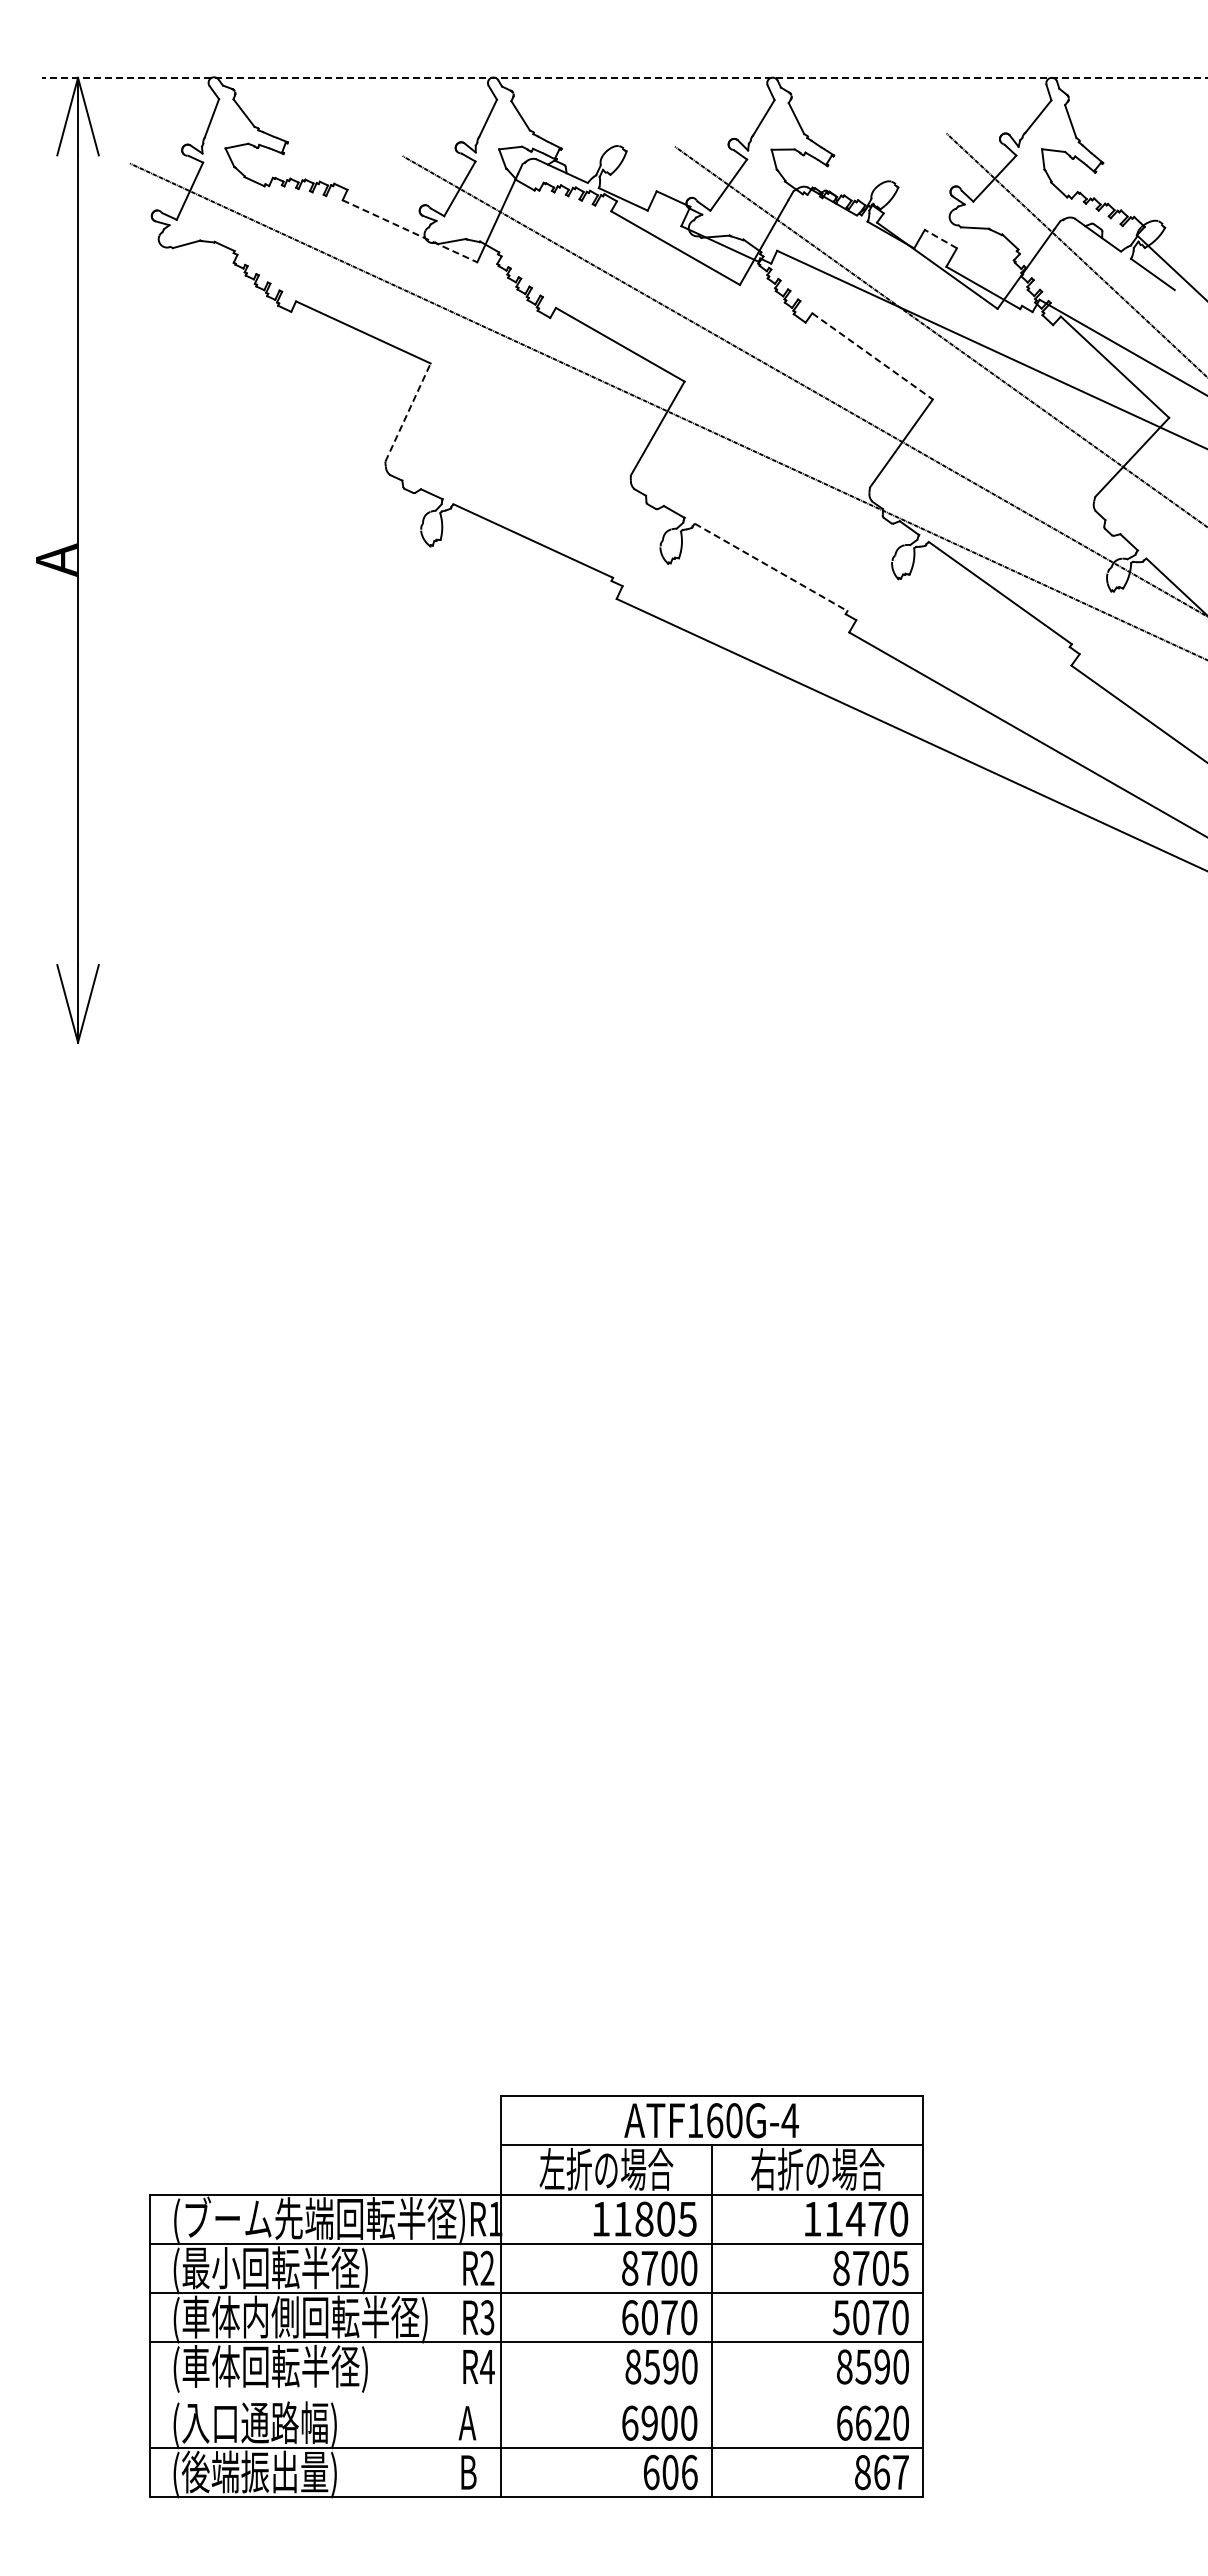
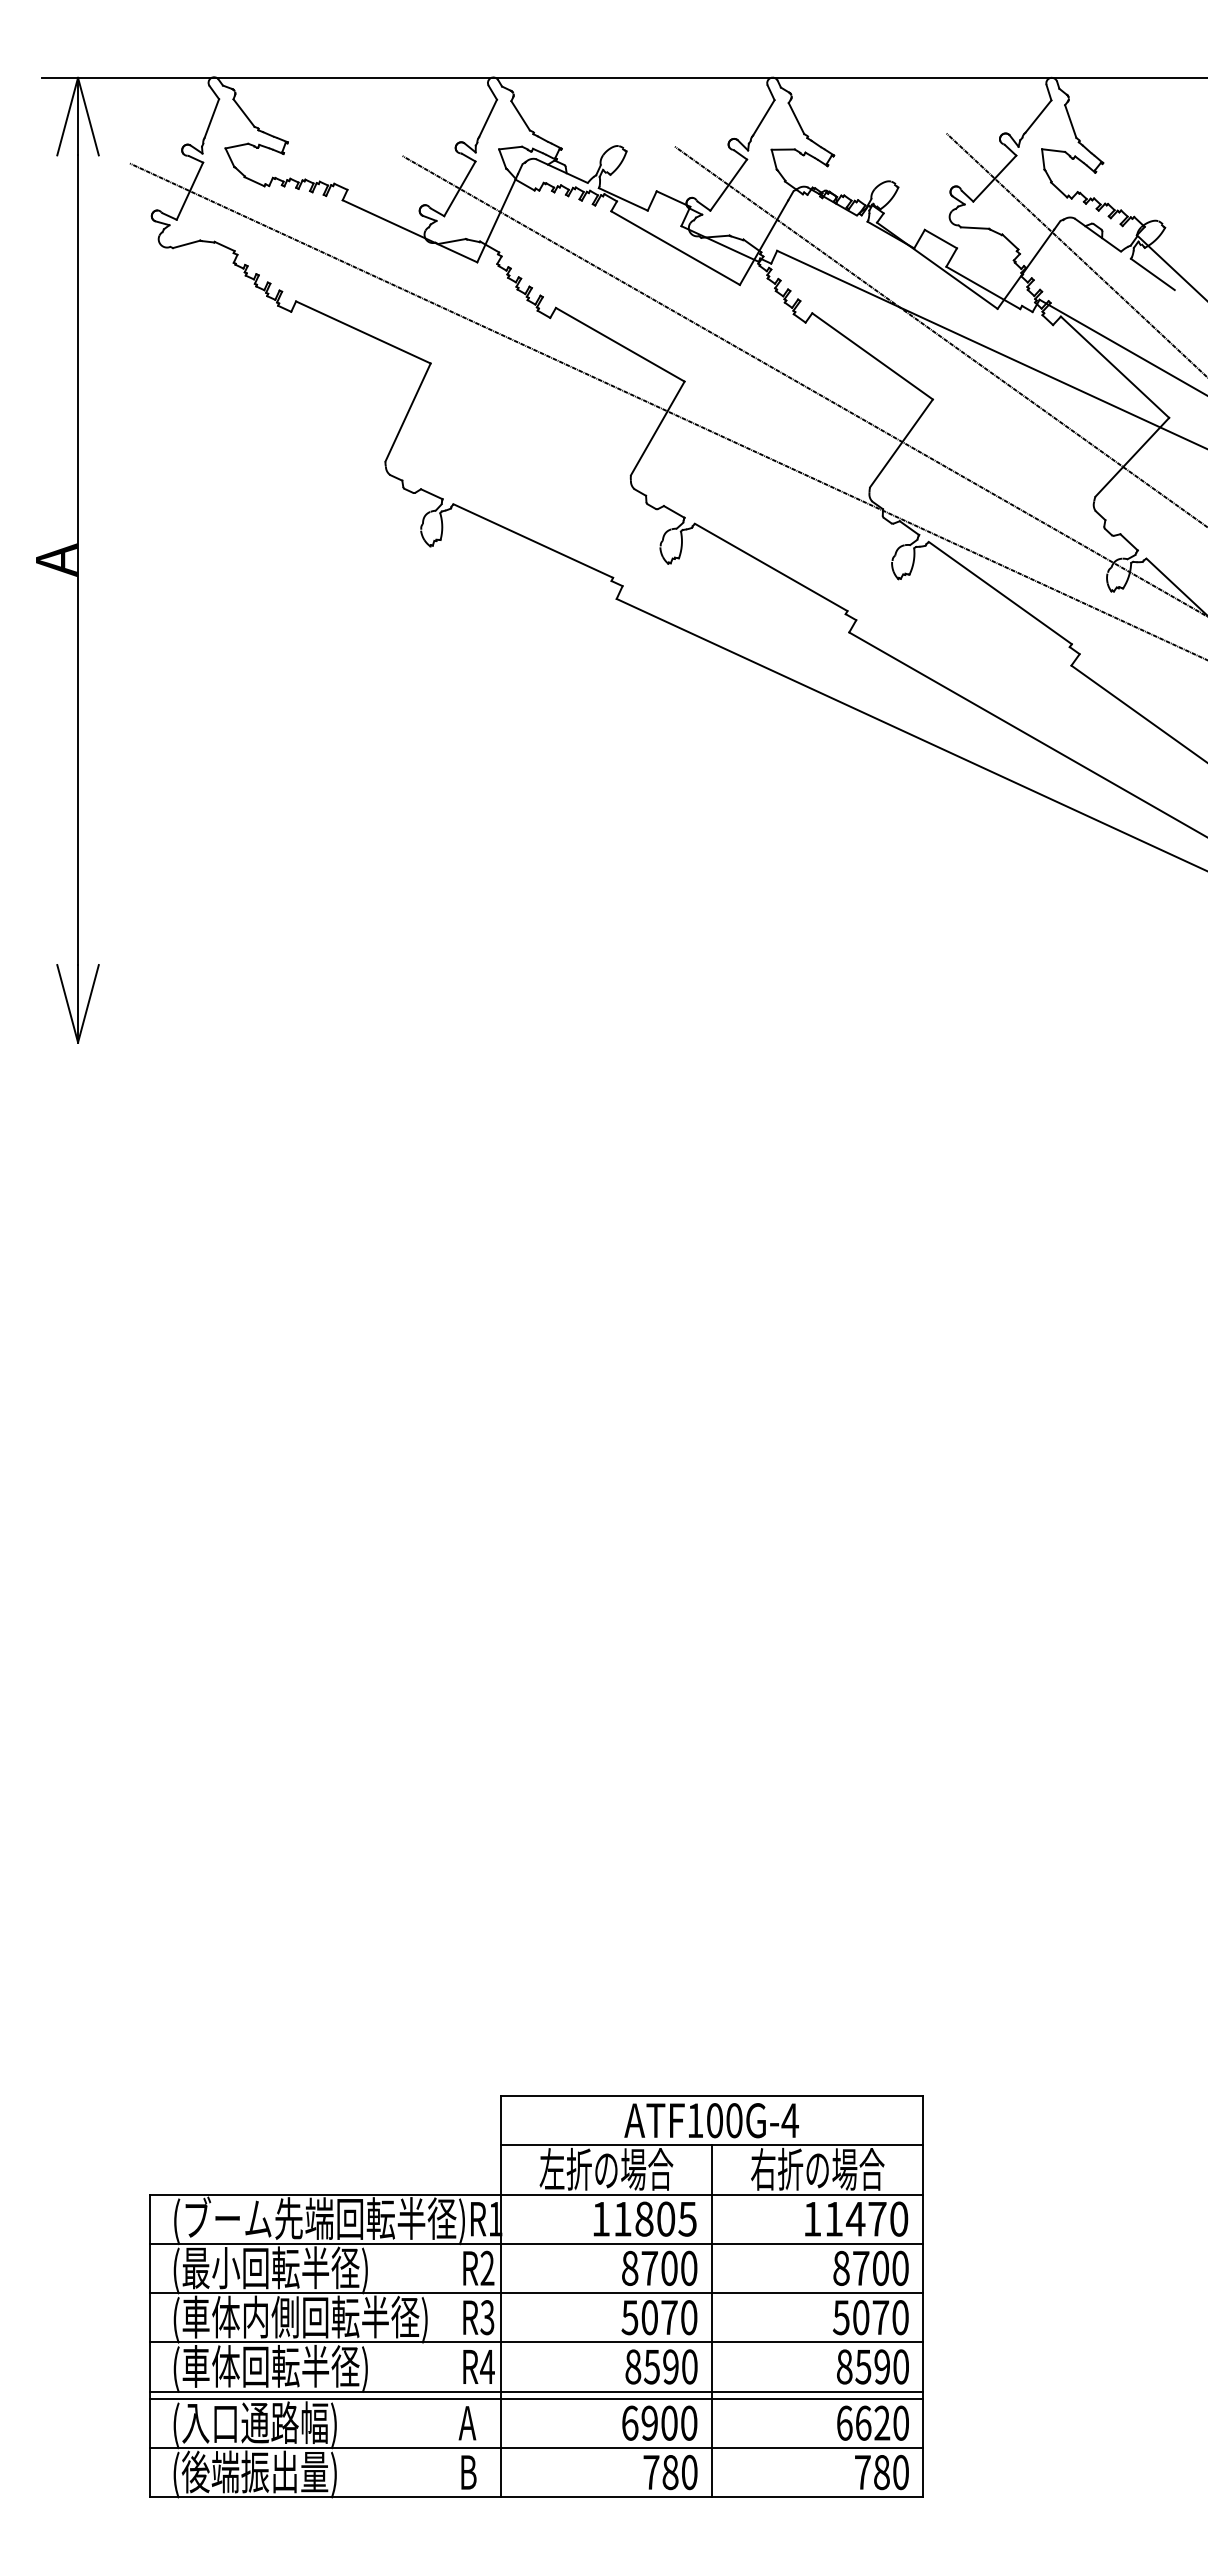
line: dashed -> solid (624, 77)
line: dashed -> solid (410, 231)
line: dashed -> solid (940, 239)
line: dashed -> solid (872, 356)
line: dashed -> solid (408, 412)
line: dashed -> solid (771, 567)
text: ATF160G-4 -> ATF100G-4 (715, 2120)
text: 8705 -> 8700 (900, 2267)
text: 6070 -> 5070 (629, 2317)
line: none -> present (536, 2391)
line: none -> present (536, 2398)
text: 606 -> 780 (670, 2472)
text: 867 -> 780 (881, 2472)
